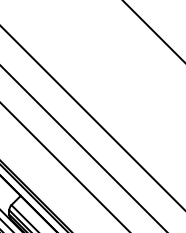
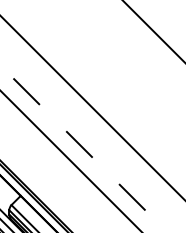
line position: (92, 117) -> (92, 107) (92, 107)
line: solid -> dashed (84, 149)
line position: (64, 166) -> (70, 160) (70, 160)
